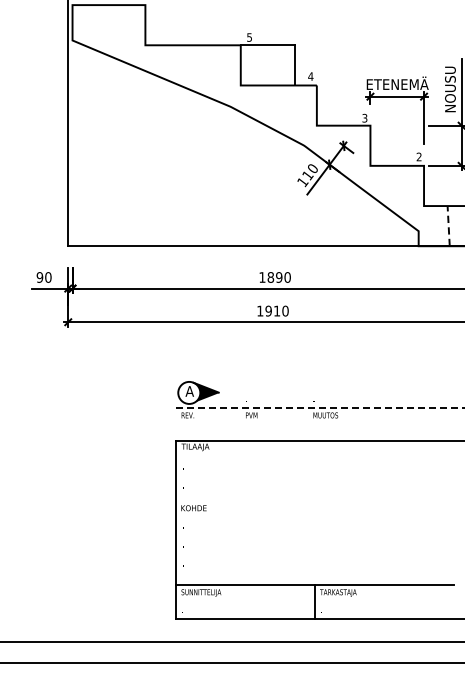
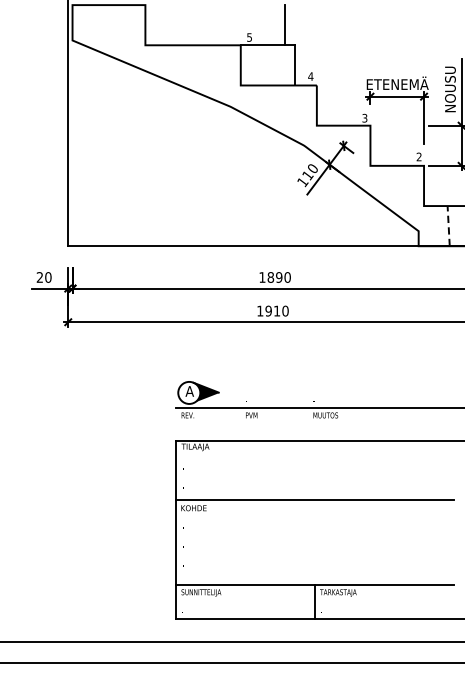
line: none -> present (284, 25)
text: 90 -> 20 (39, 277)
line: dashed -> solid (320, 407)
line: none -> present (314, 500)
